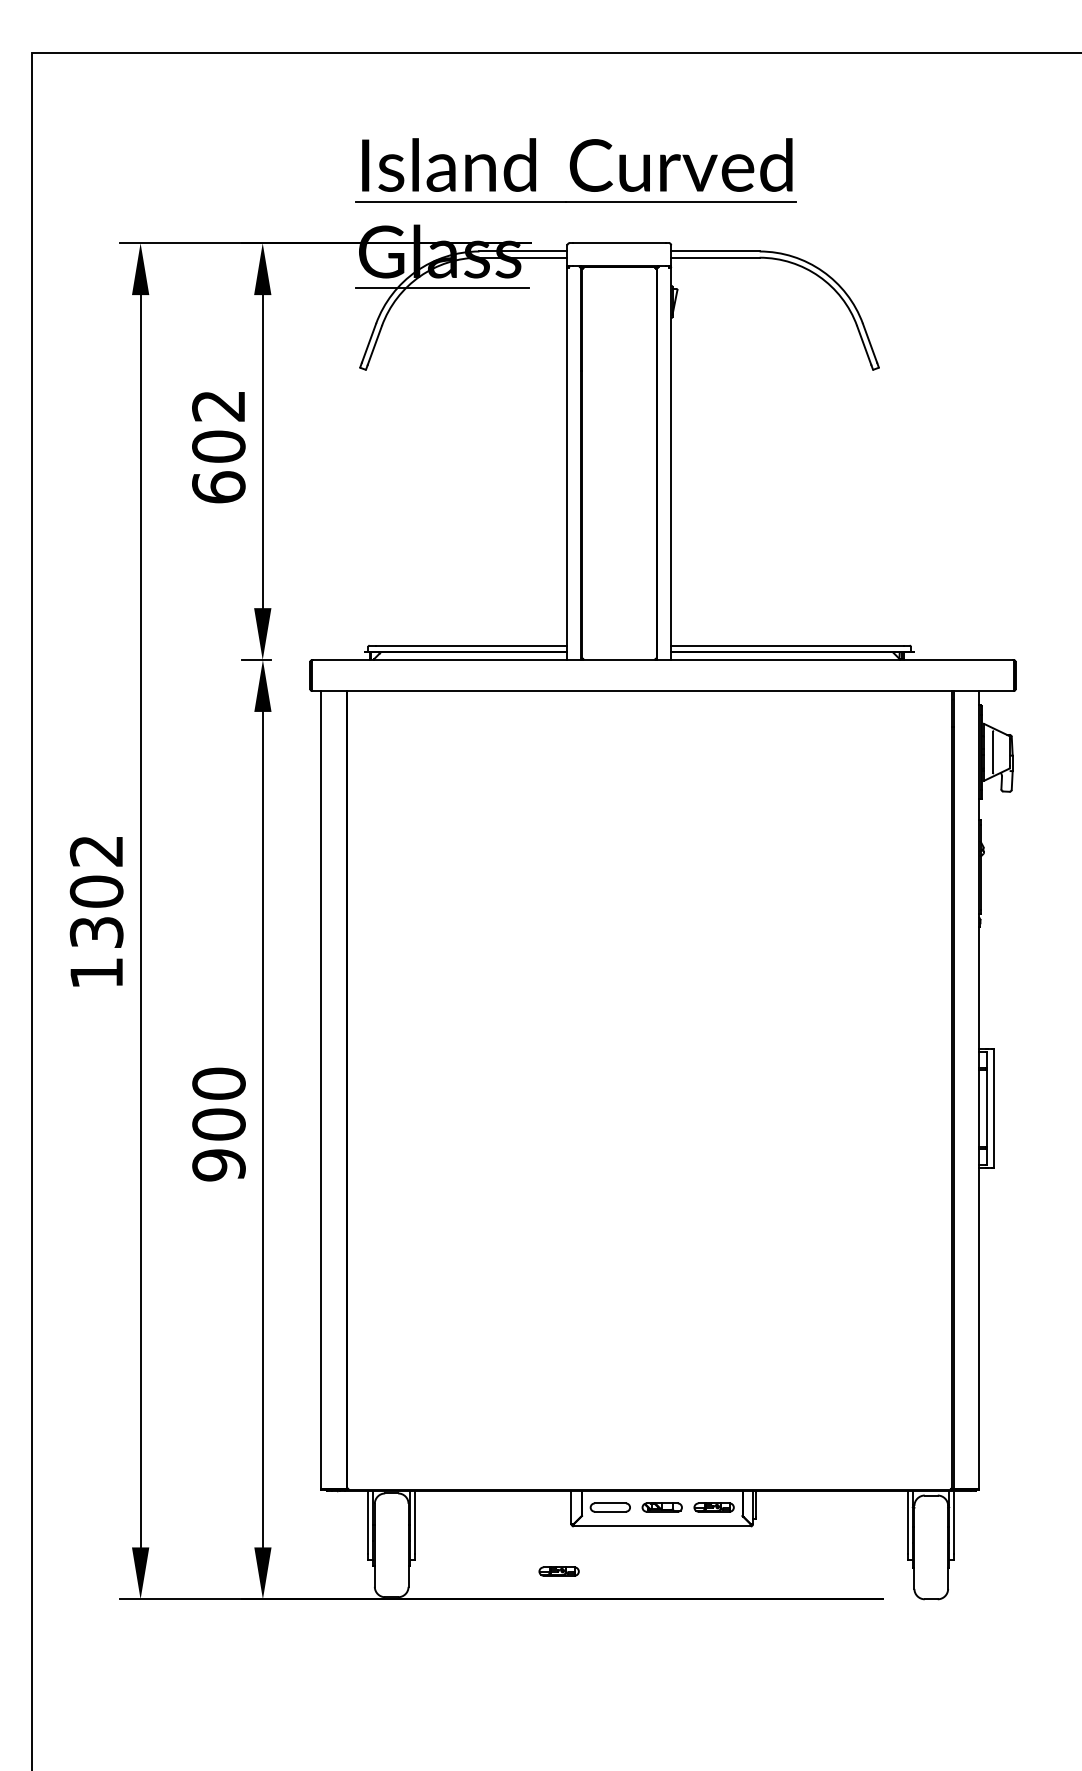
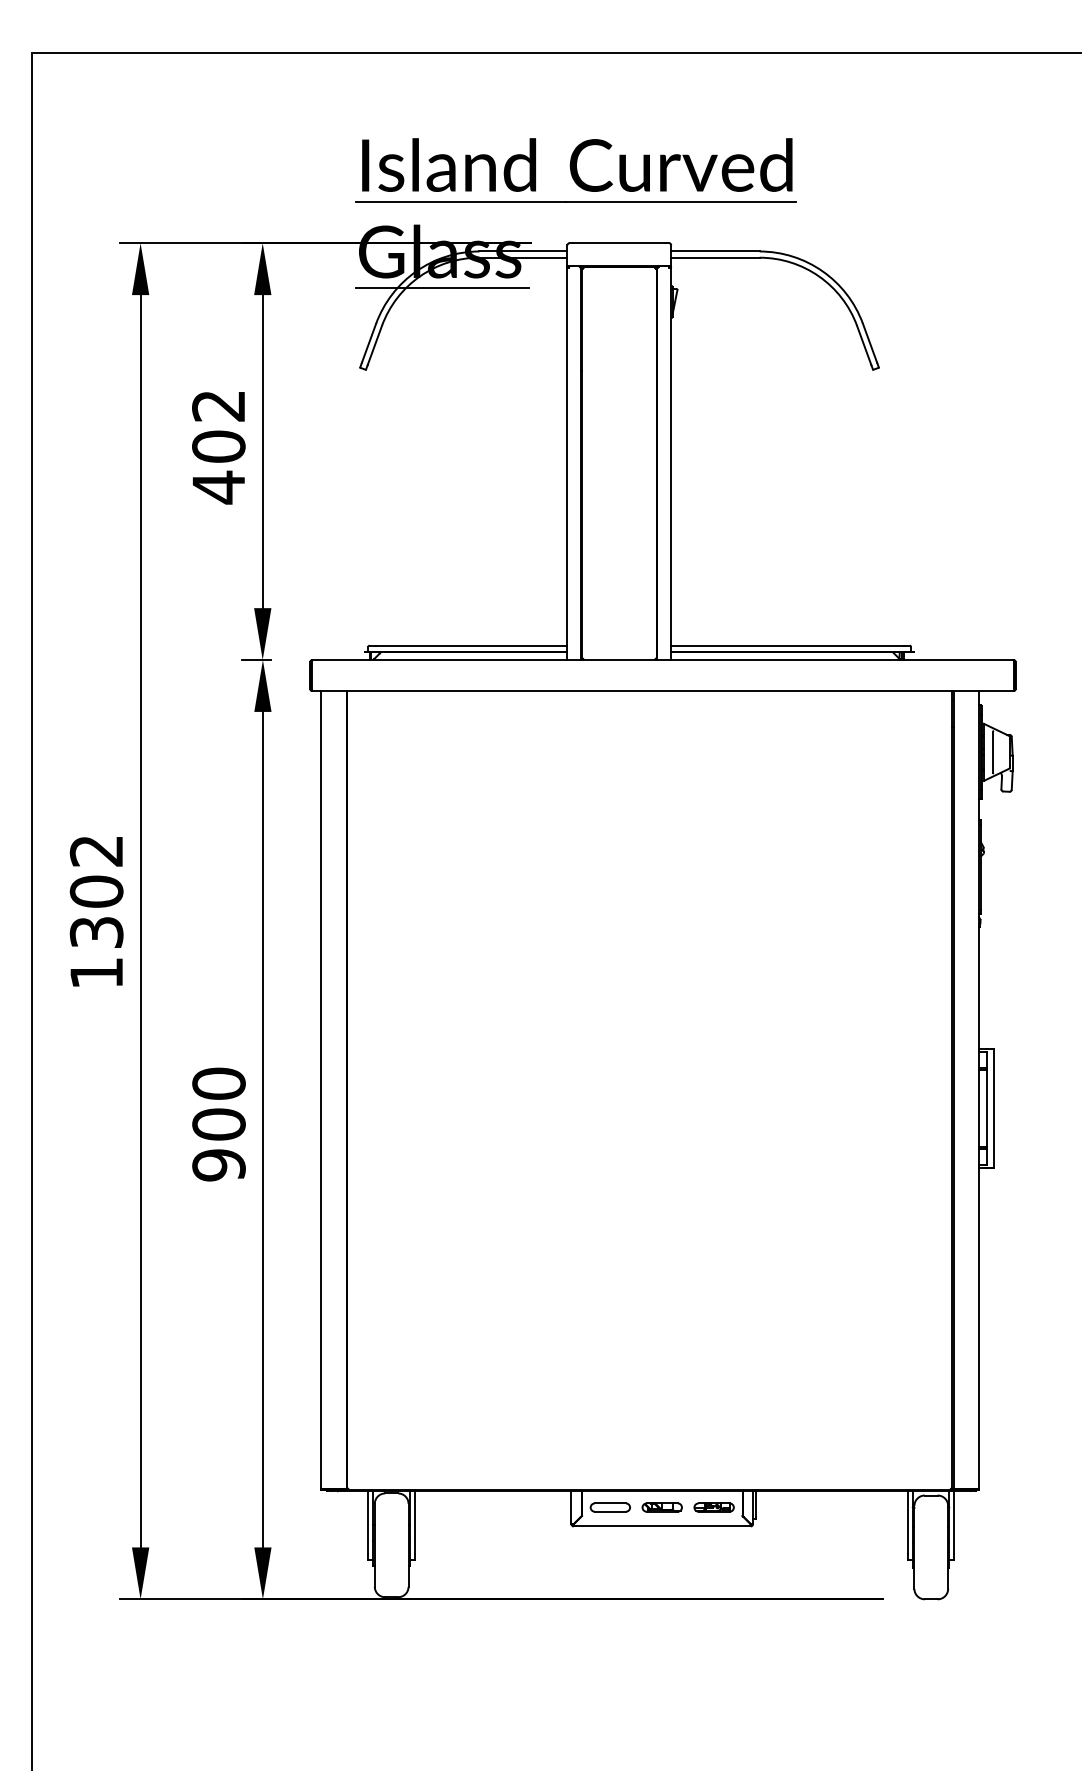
text: 602 -> 402 (218, 487)
part: present -> none (558, 1571)
